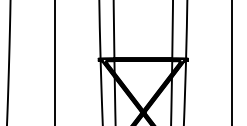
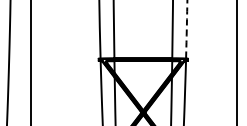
arc: solid -> dashed (186, 28)
line position: (54, 62) -> (30, 62) (30, 62)
line position: (231, 62) -> (236, 62) (236, 62)
